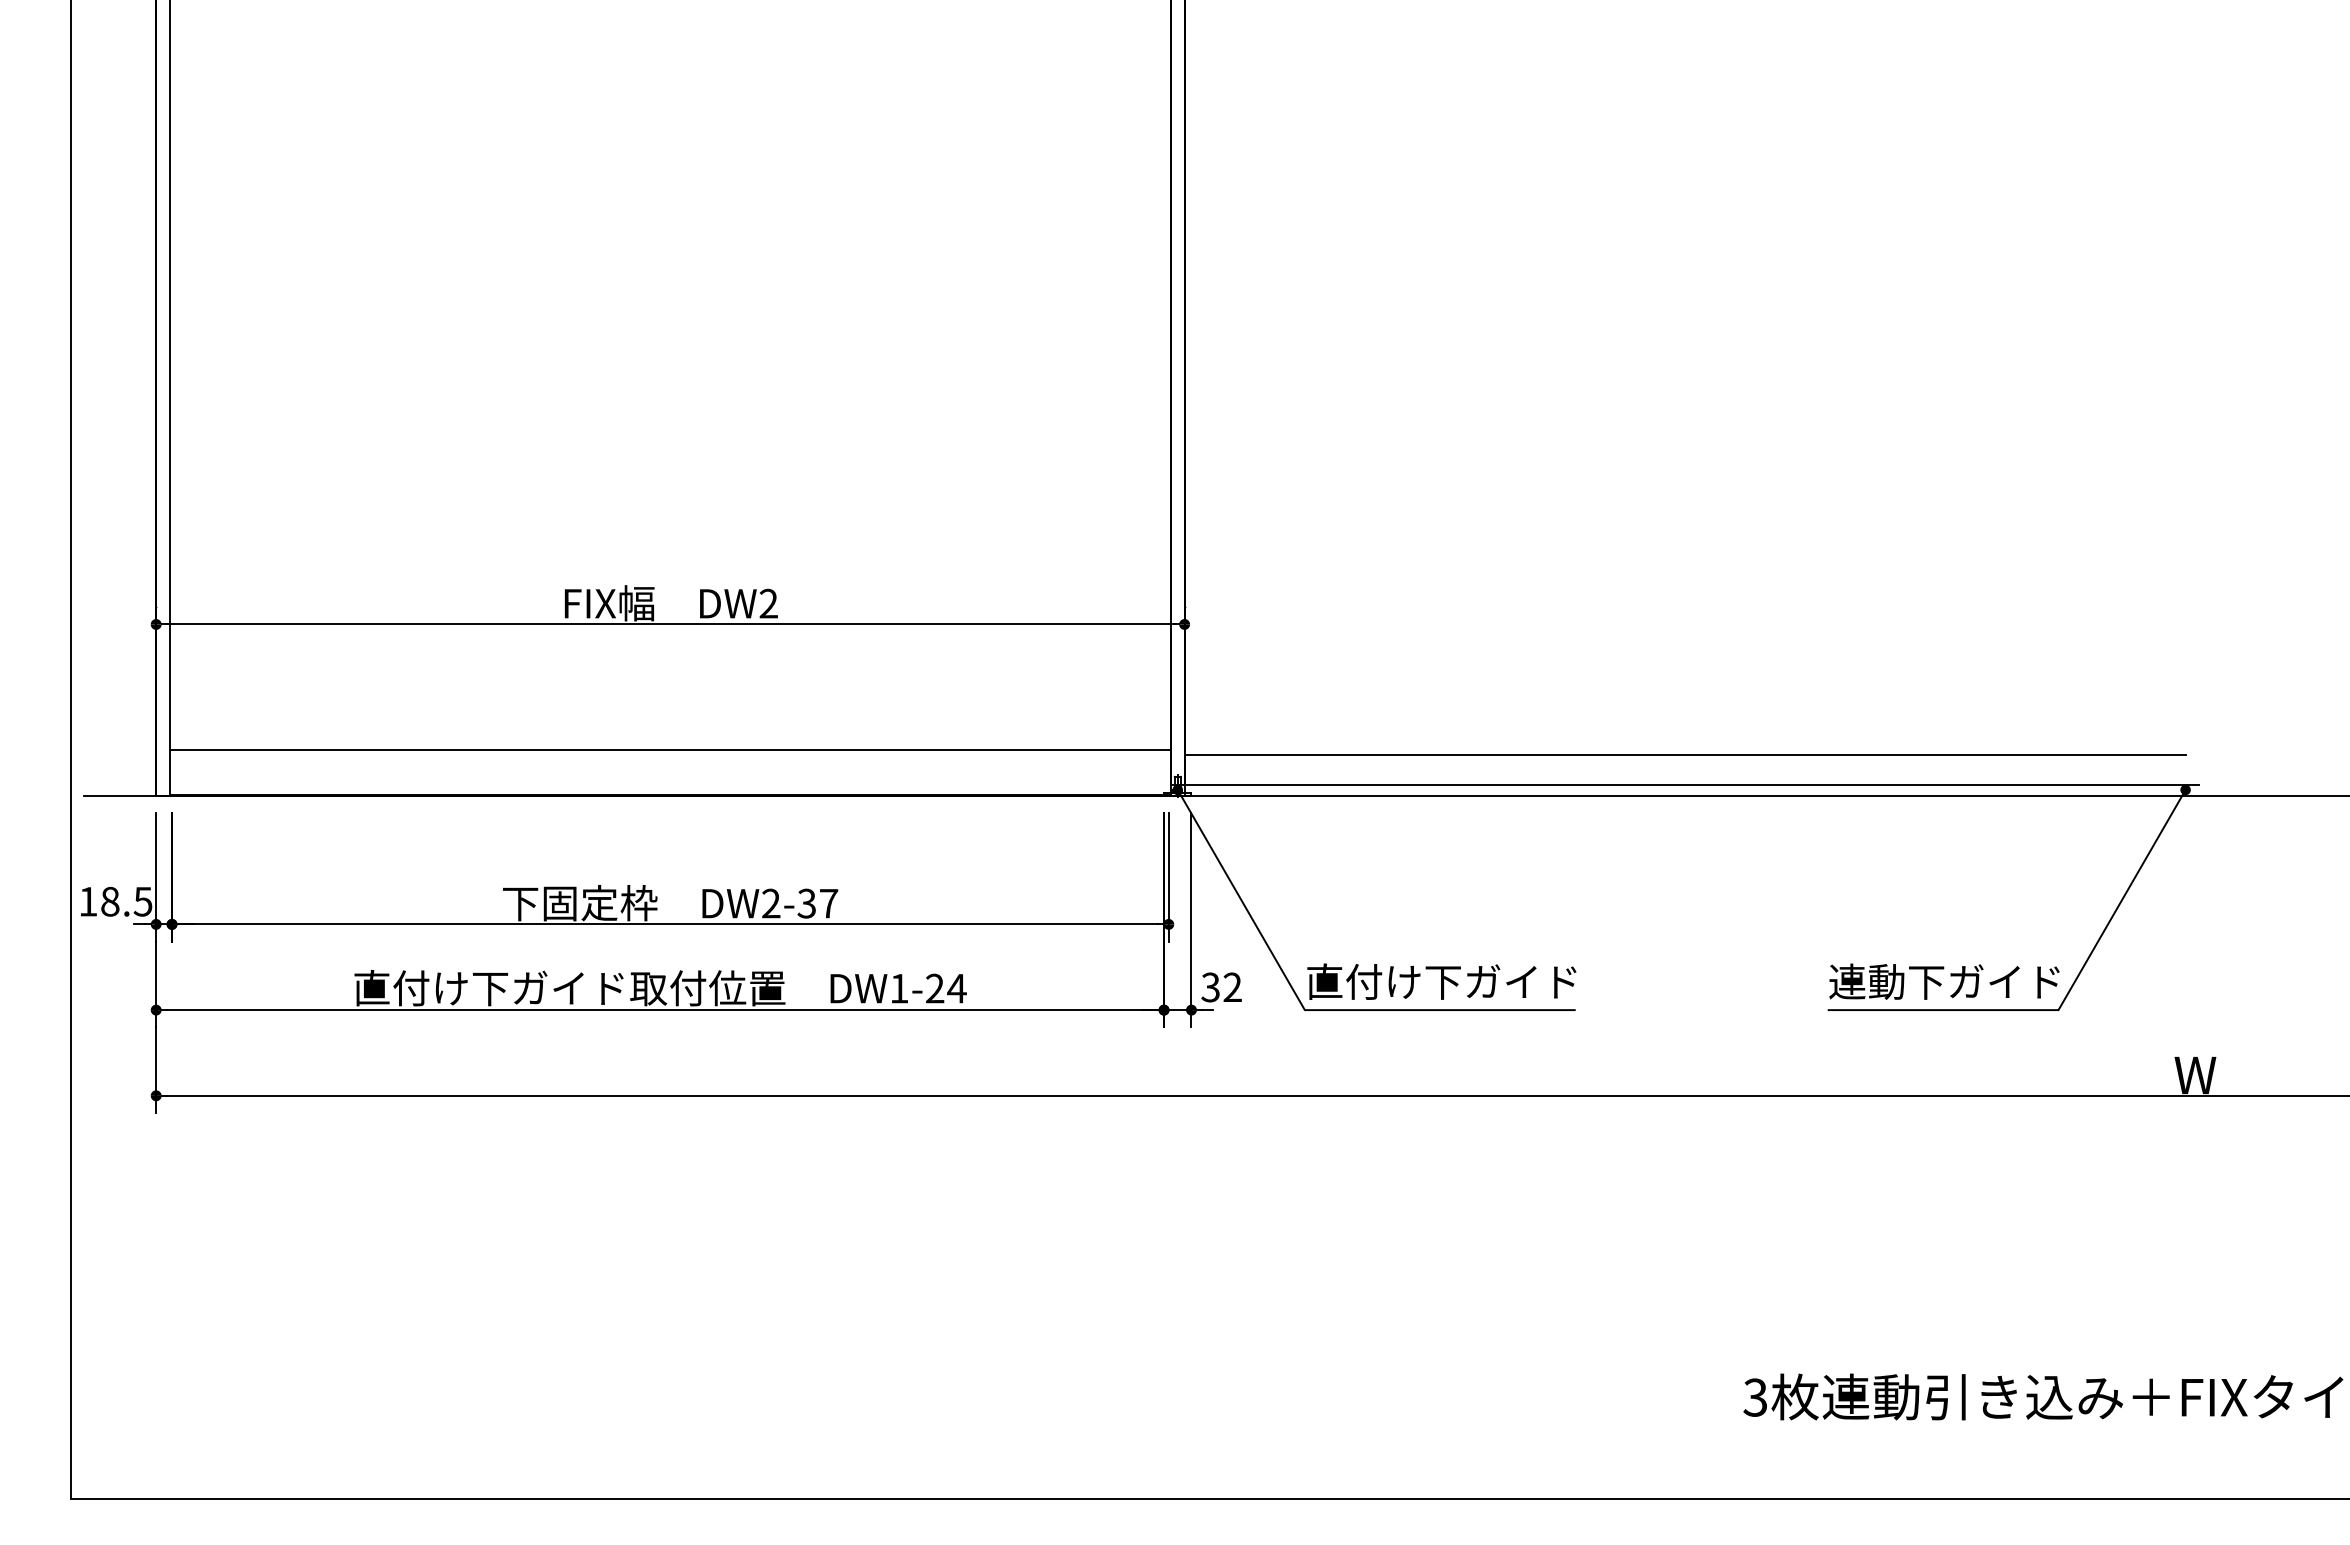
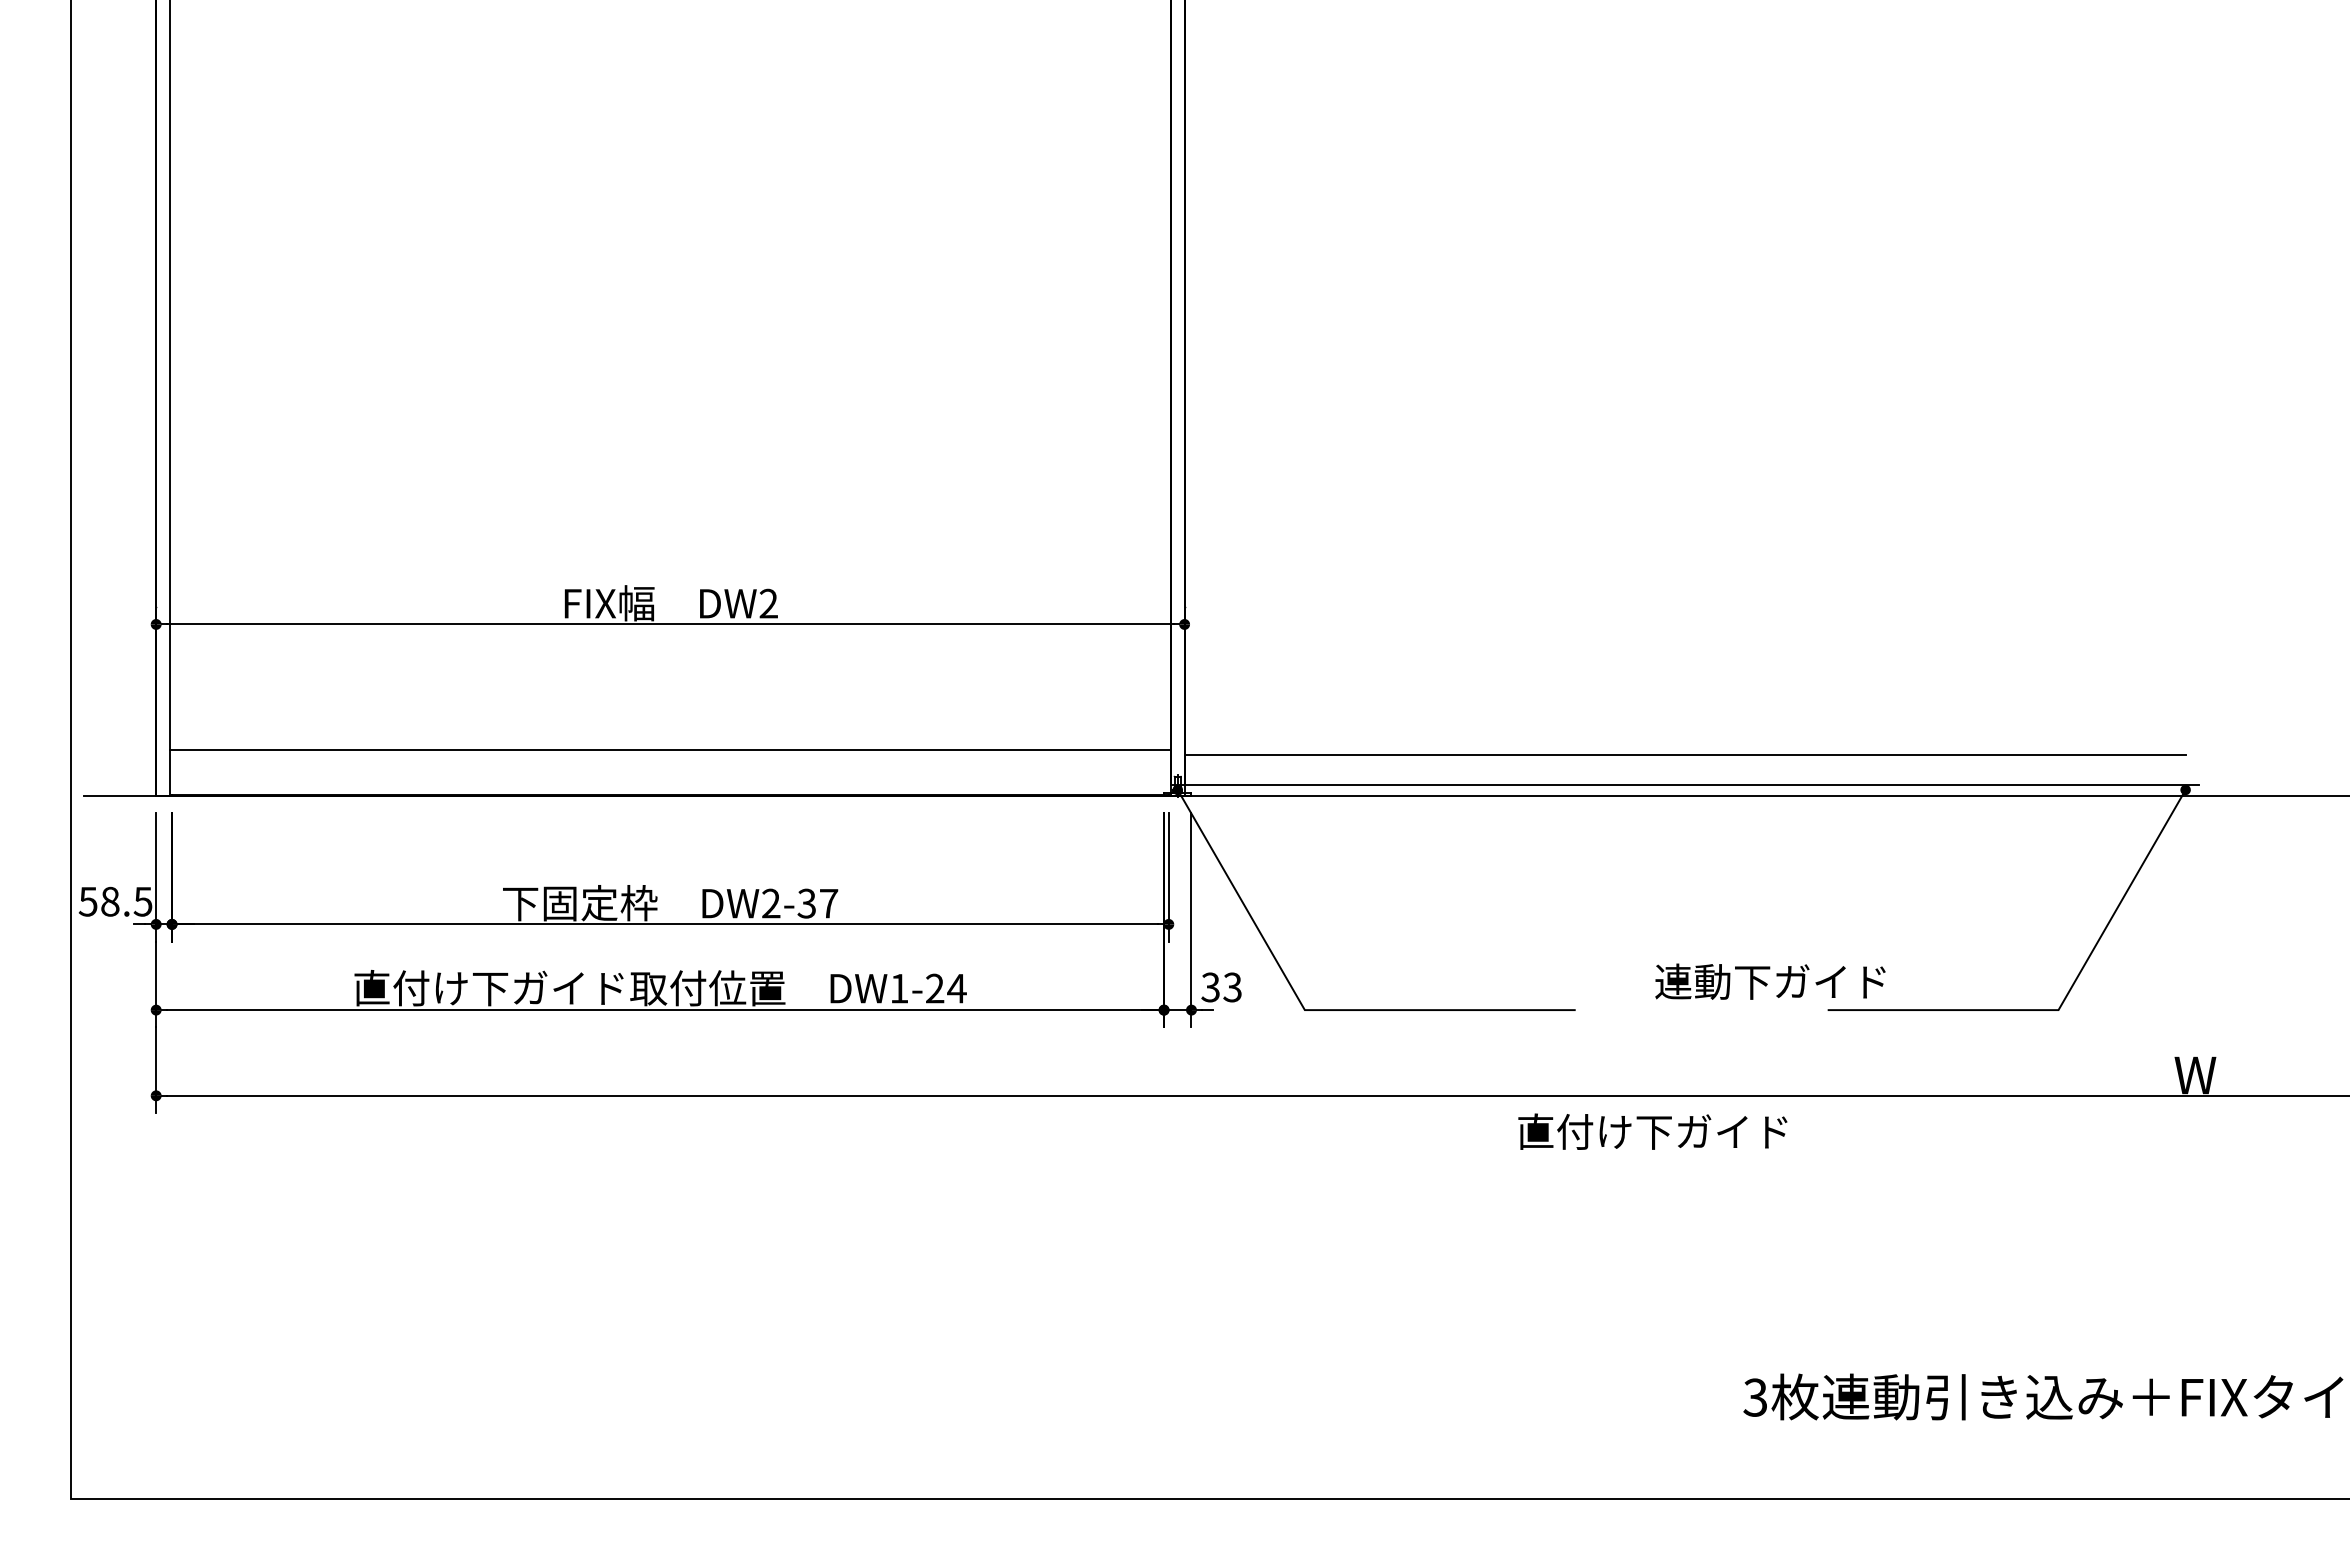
text: 18.5 -> 58.5 (87, 901)
text position: (1441, 981) -> (1652, 1131) (1652, 1131)
text position: (1944, 981) -> (1770, 981) (1770, 981)
text: 32 -> 33 (1232, 987)
